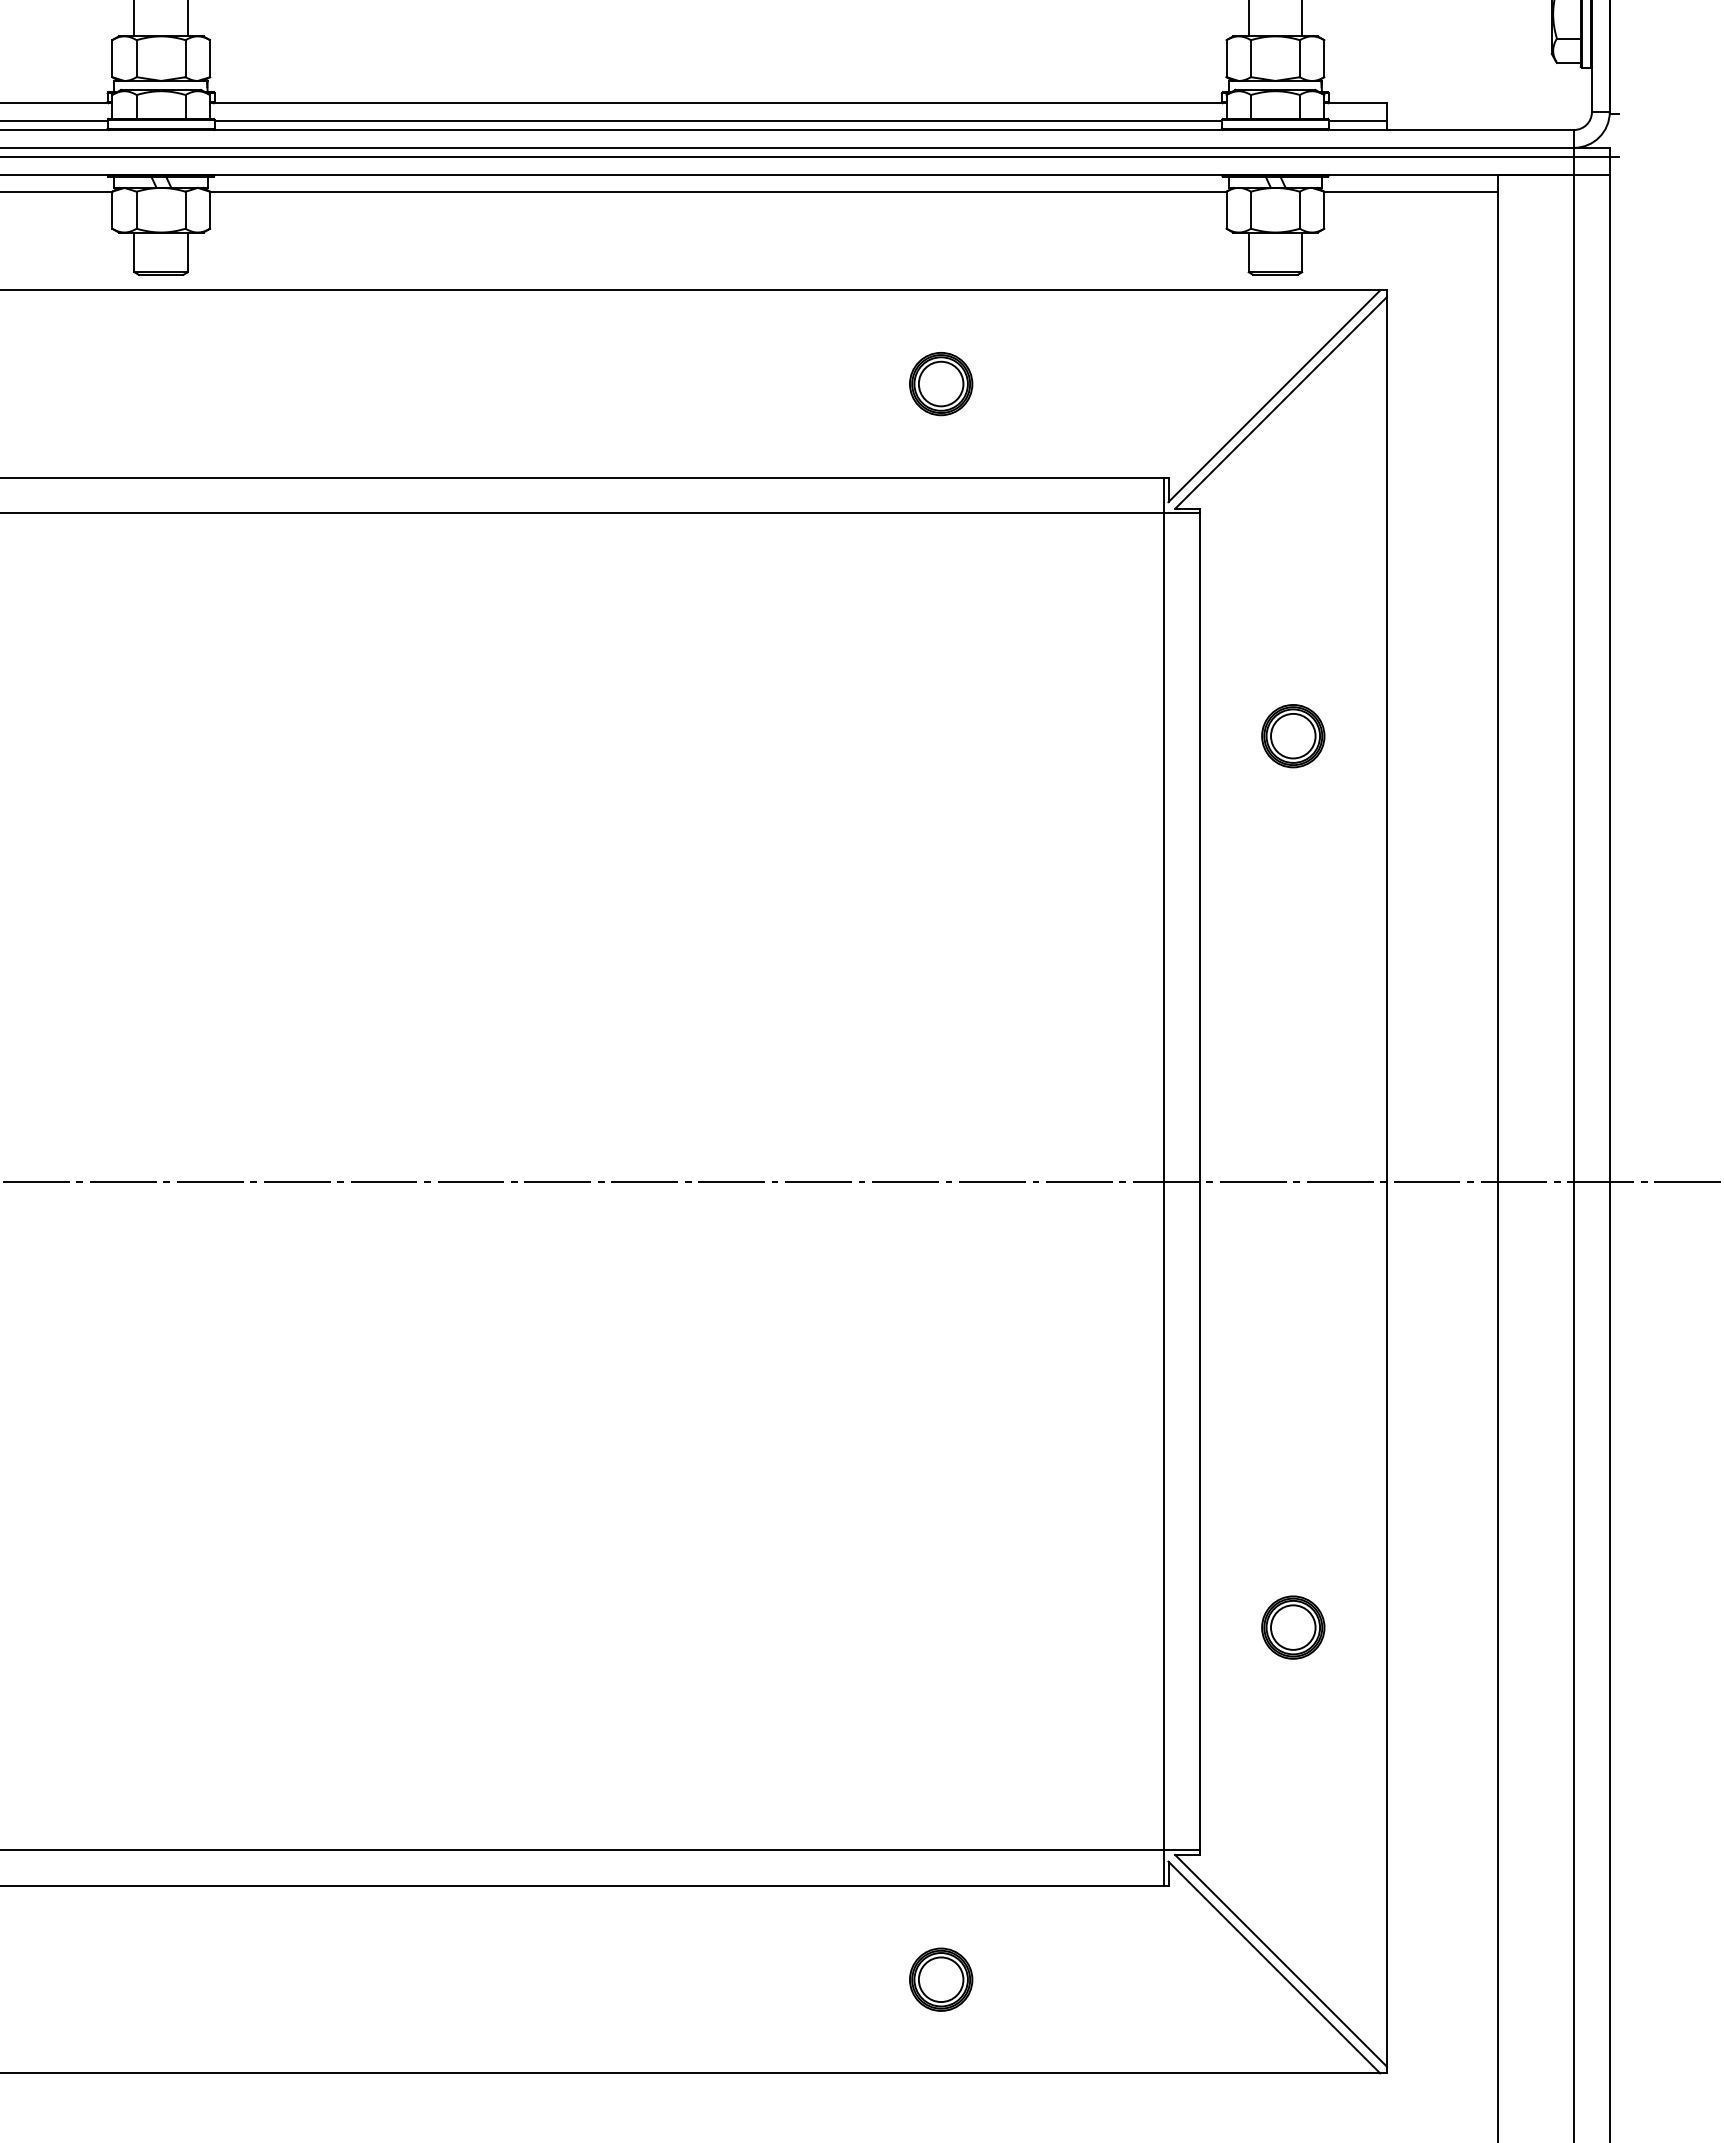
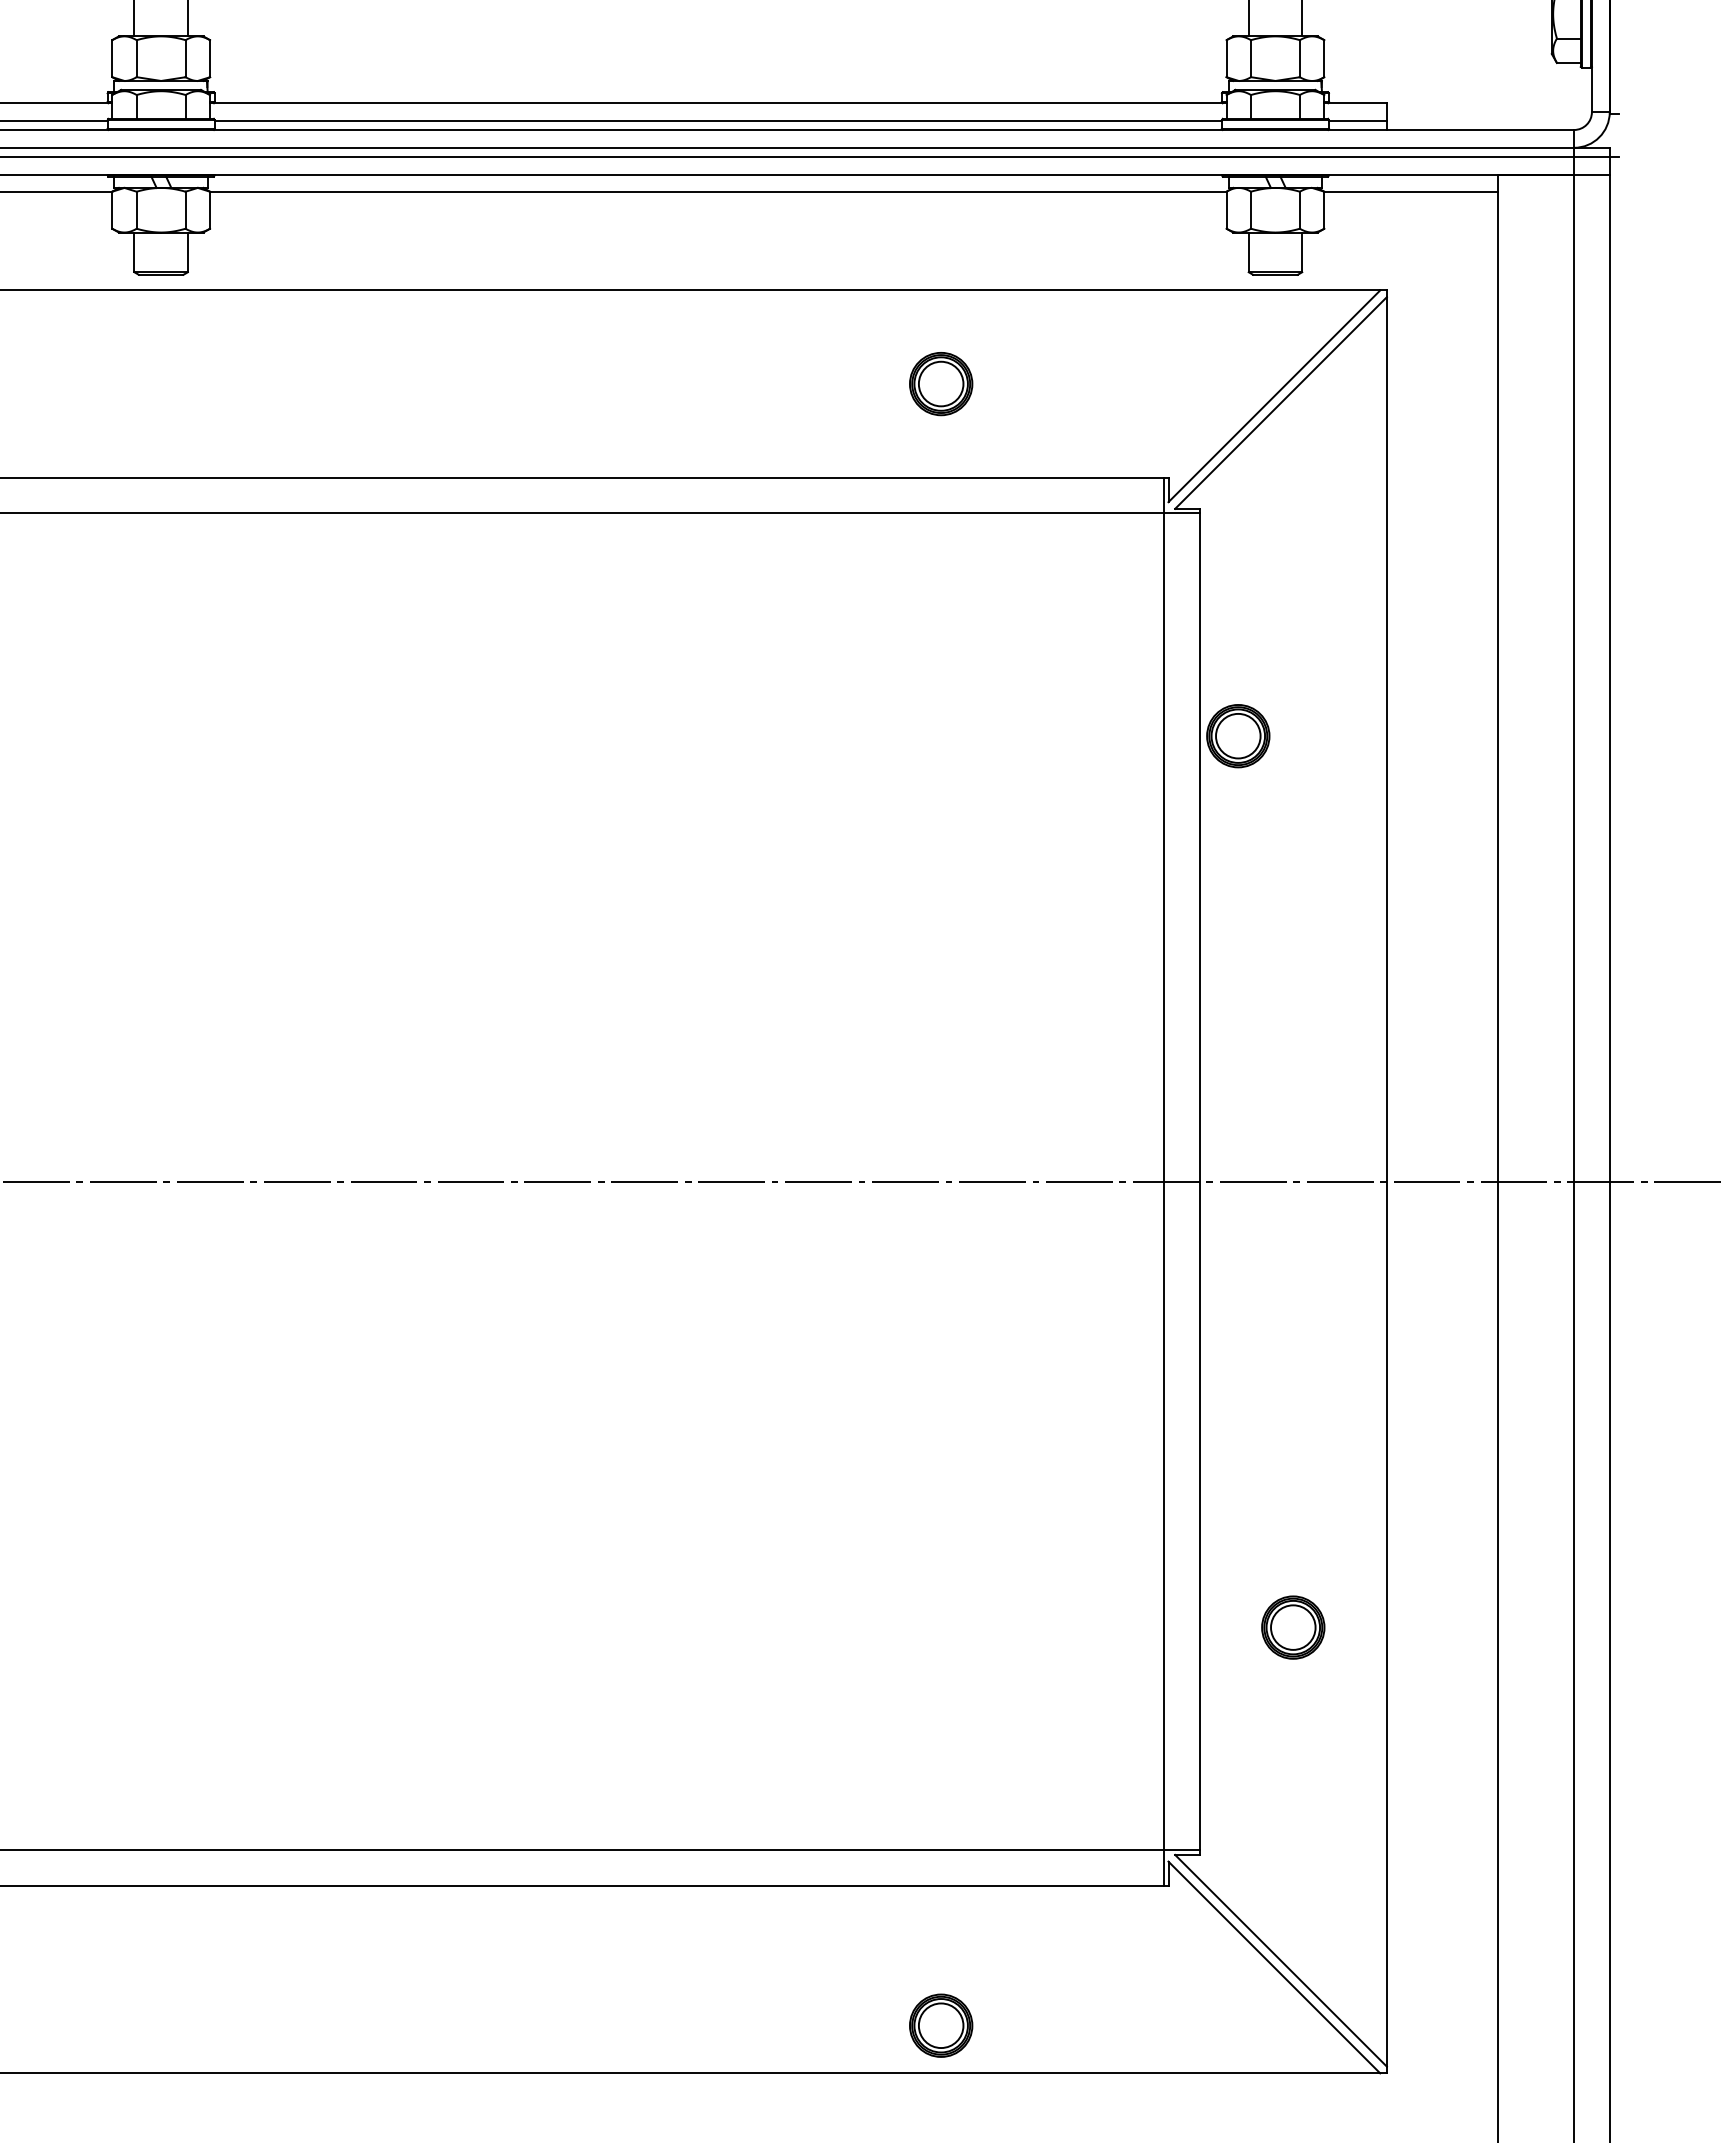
part position: (1293, 736) -> (1238, 736) (1238, 736)
part position: (941, 1979) -> (941, 2025) (941, 2025)
